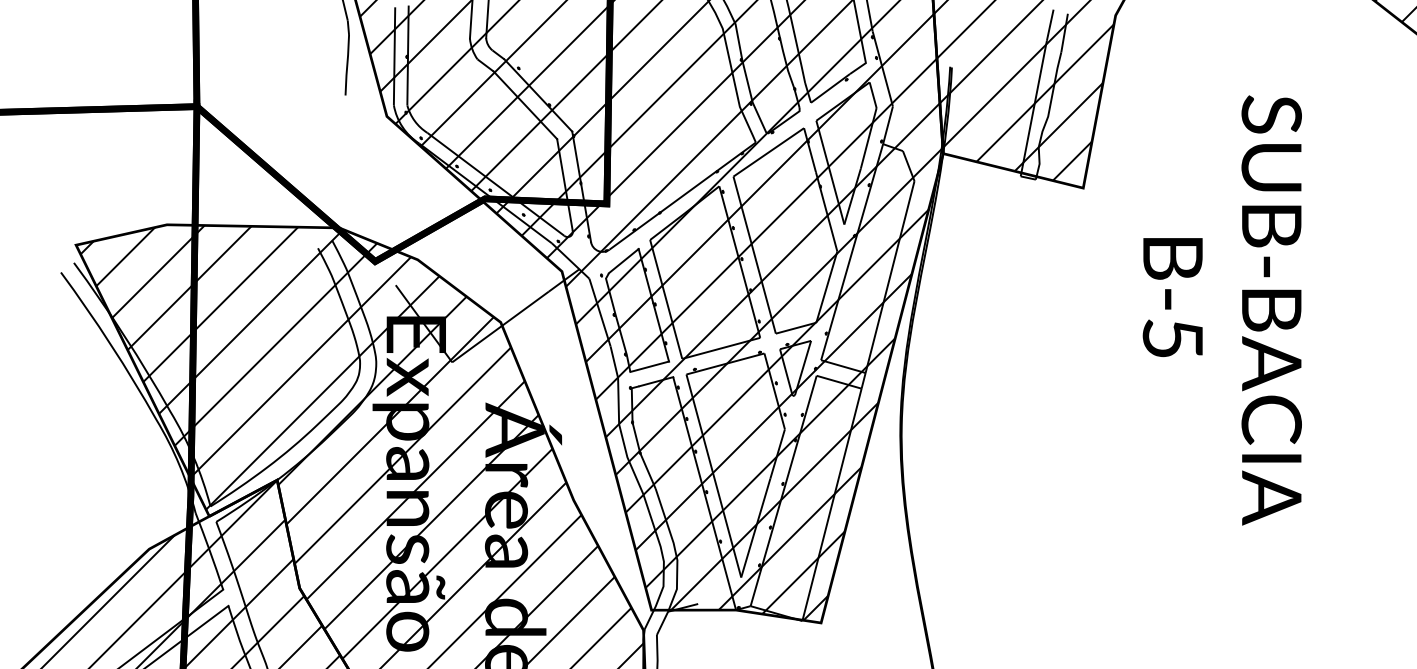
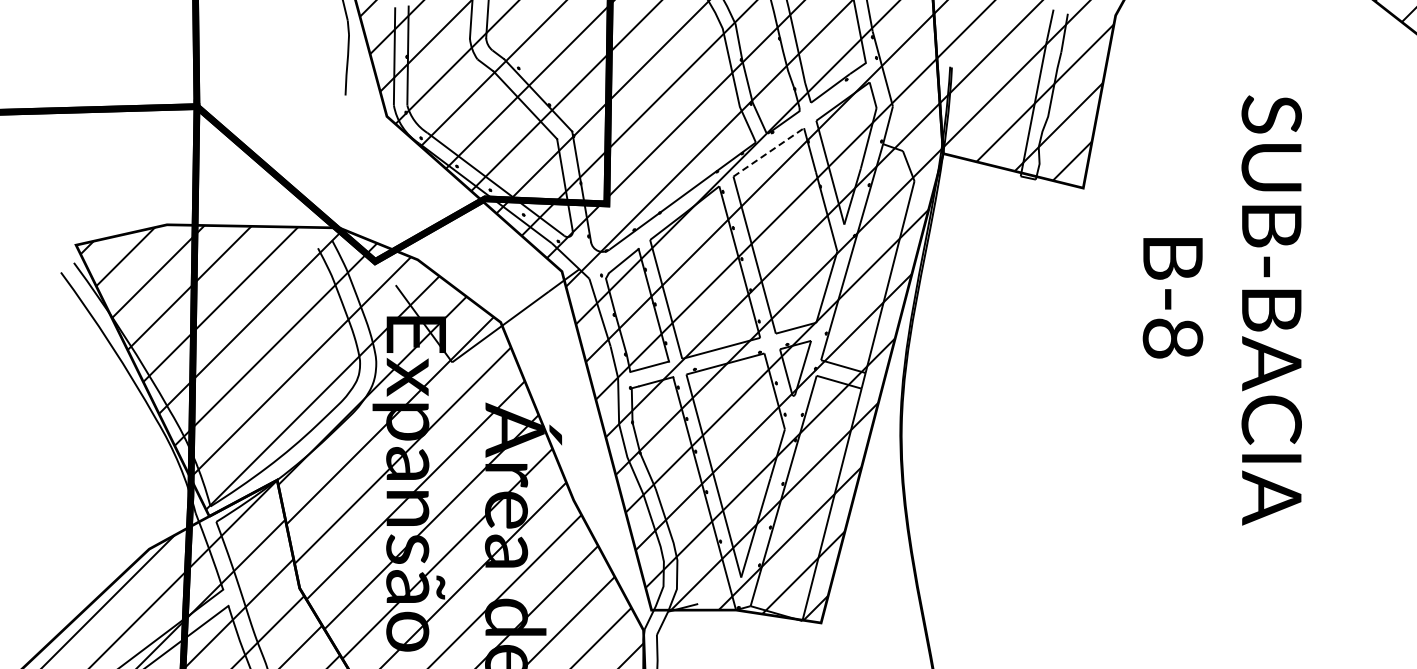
line: solid -> dashed (768, 152)
text: B-5 -> B-8 (1172, 338)
